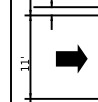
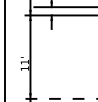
line position: (11, 50) -> (5, 50) (5, 50)
part: present -> none (71, 58)
line: solid -> dashed (61, 98)
